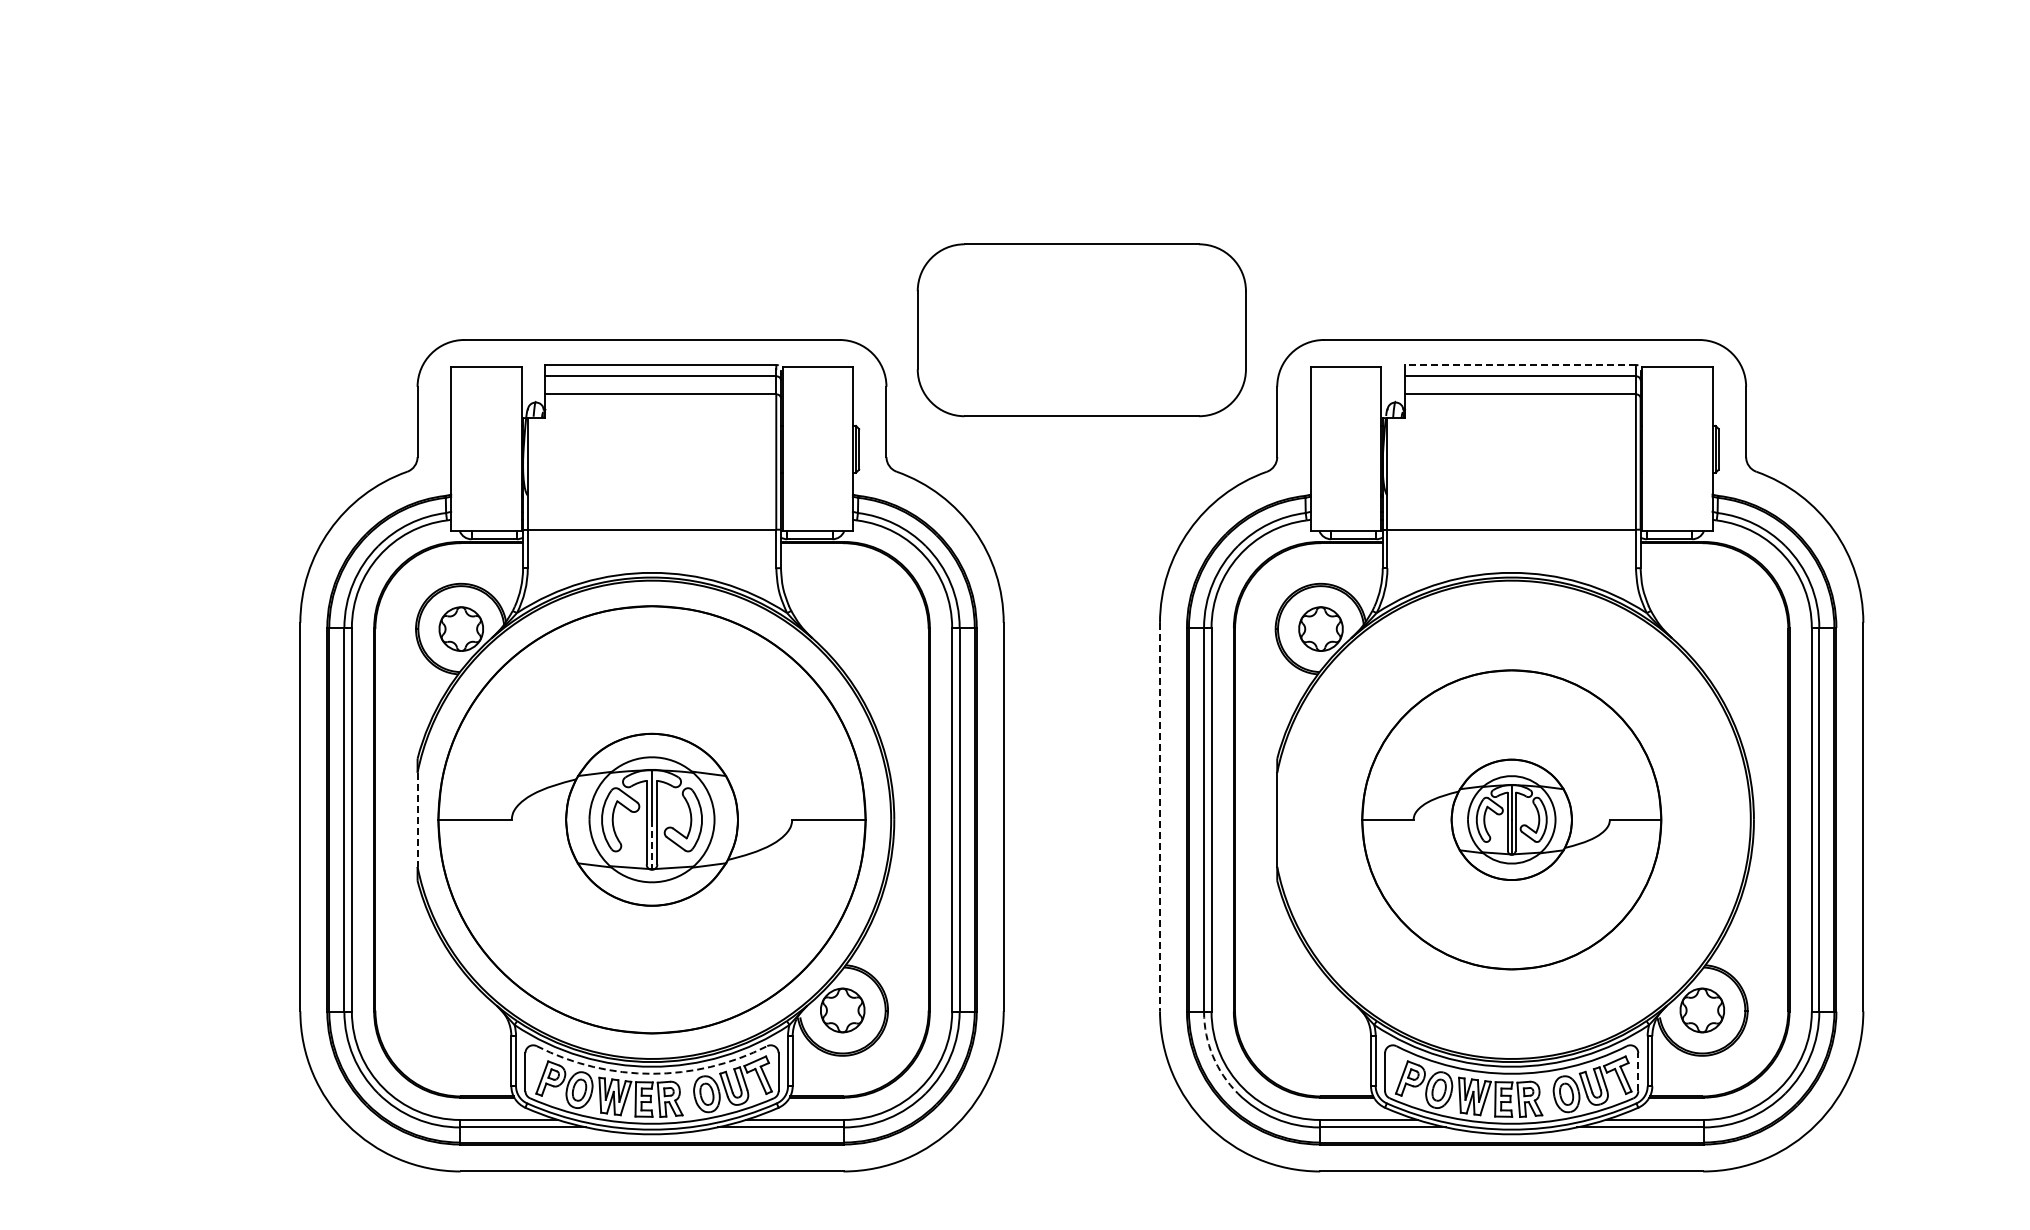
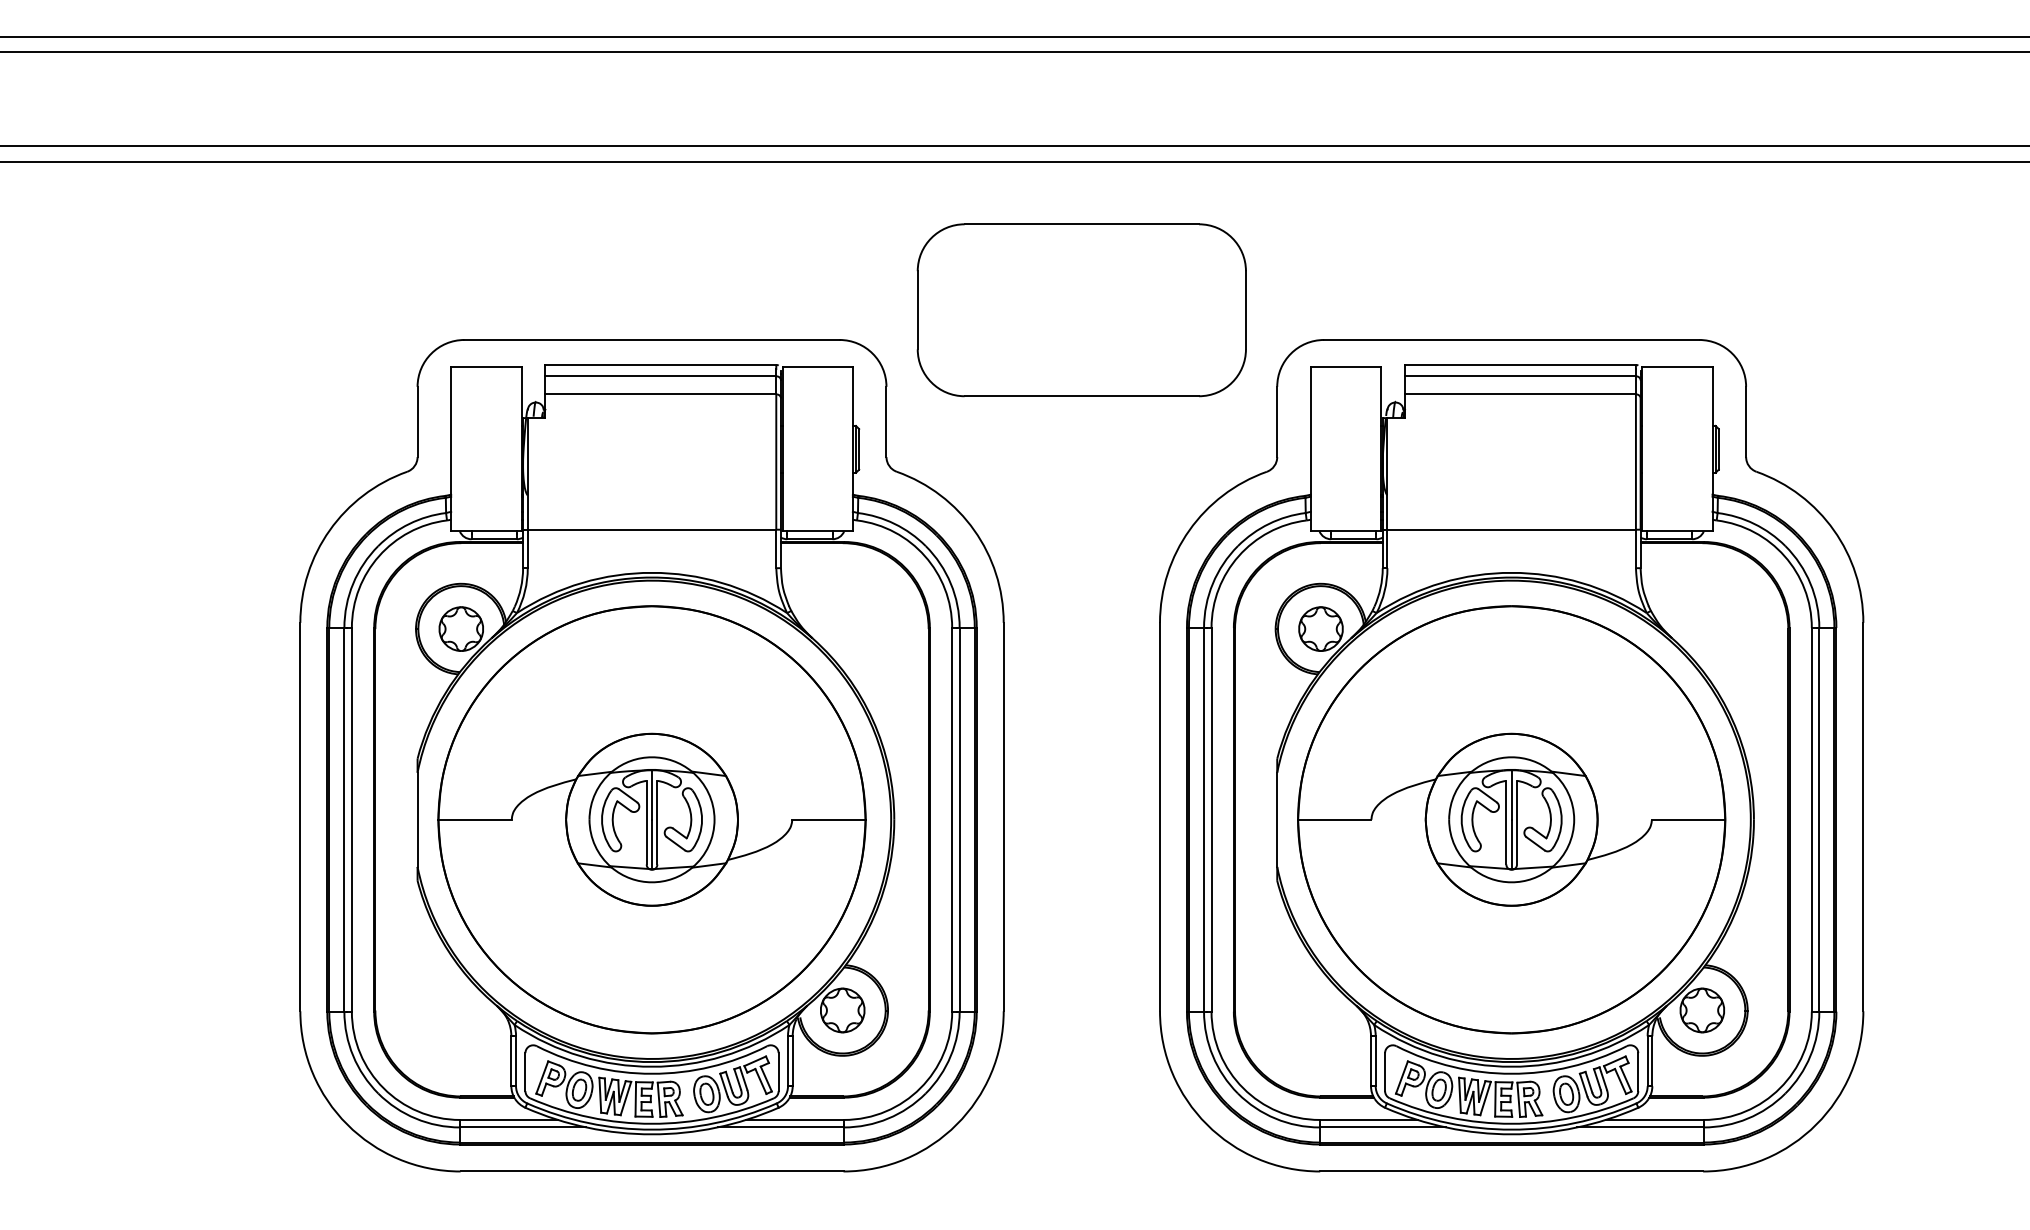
line: none -> present (1014, 36)
line: none -> present (1014, 52)
line: none -> present (1014, 146)
line: none -> present (1014, 161)
part position: (1081, 330) -> (1081, 310) (1081, 310)
line: dashed -> solid (1520, 364)
line: dashed -> solid (1160, 817)
part size: 302x302 px -> 430x430 px (1511, 819)
line: dashed -> solid (417, 820)
line: dashed -> solid (652, 844)
arc: dashed -> solid (1212, 1055)
line: dashed -> solid (1638, 1071)
arc: dashed -> solid (652, 1073)
